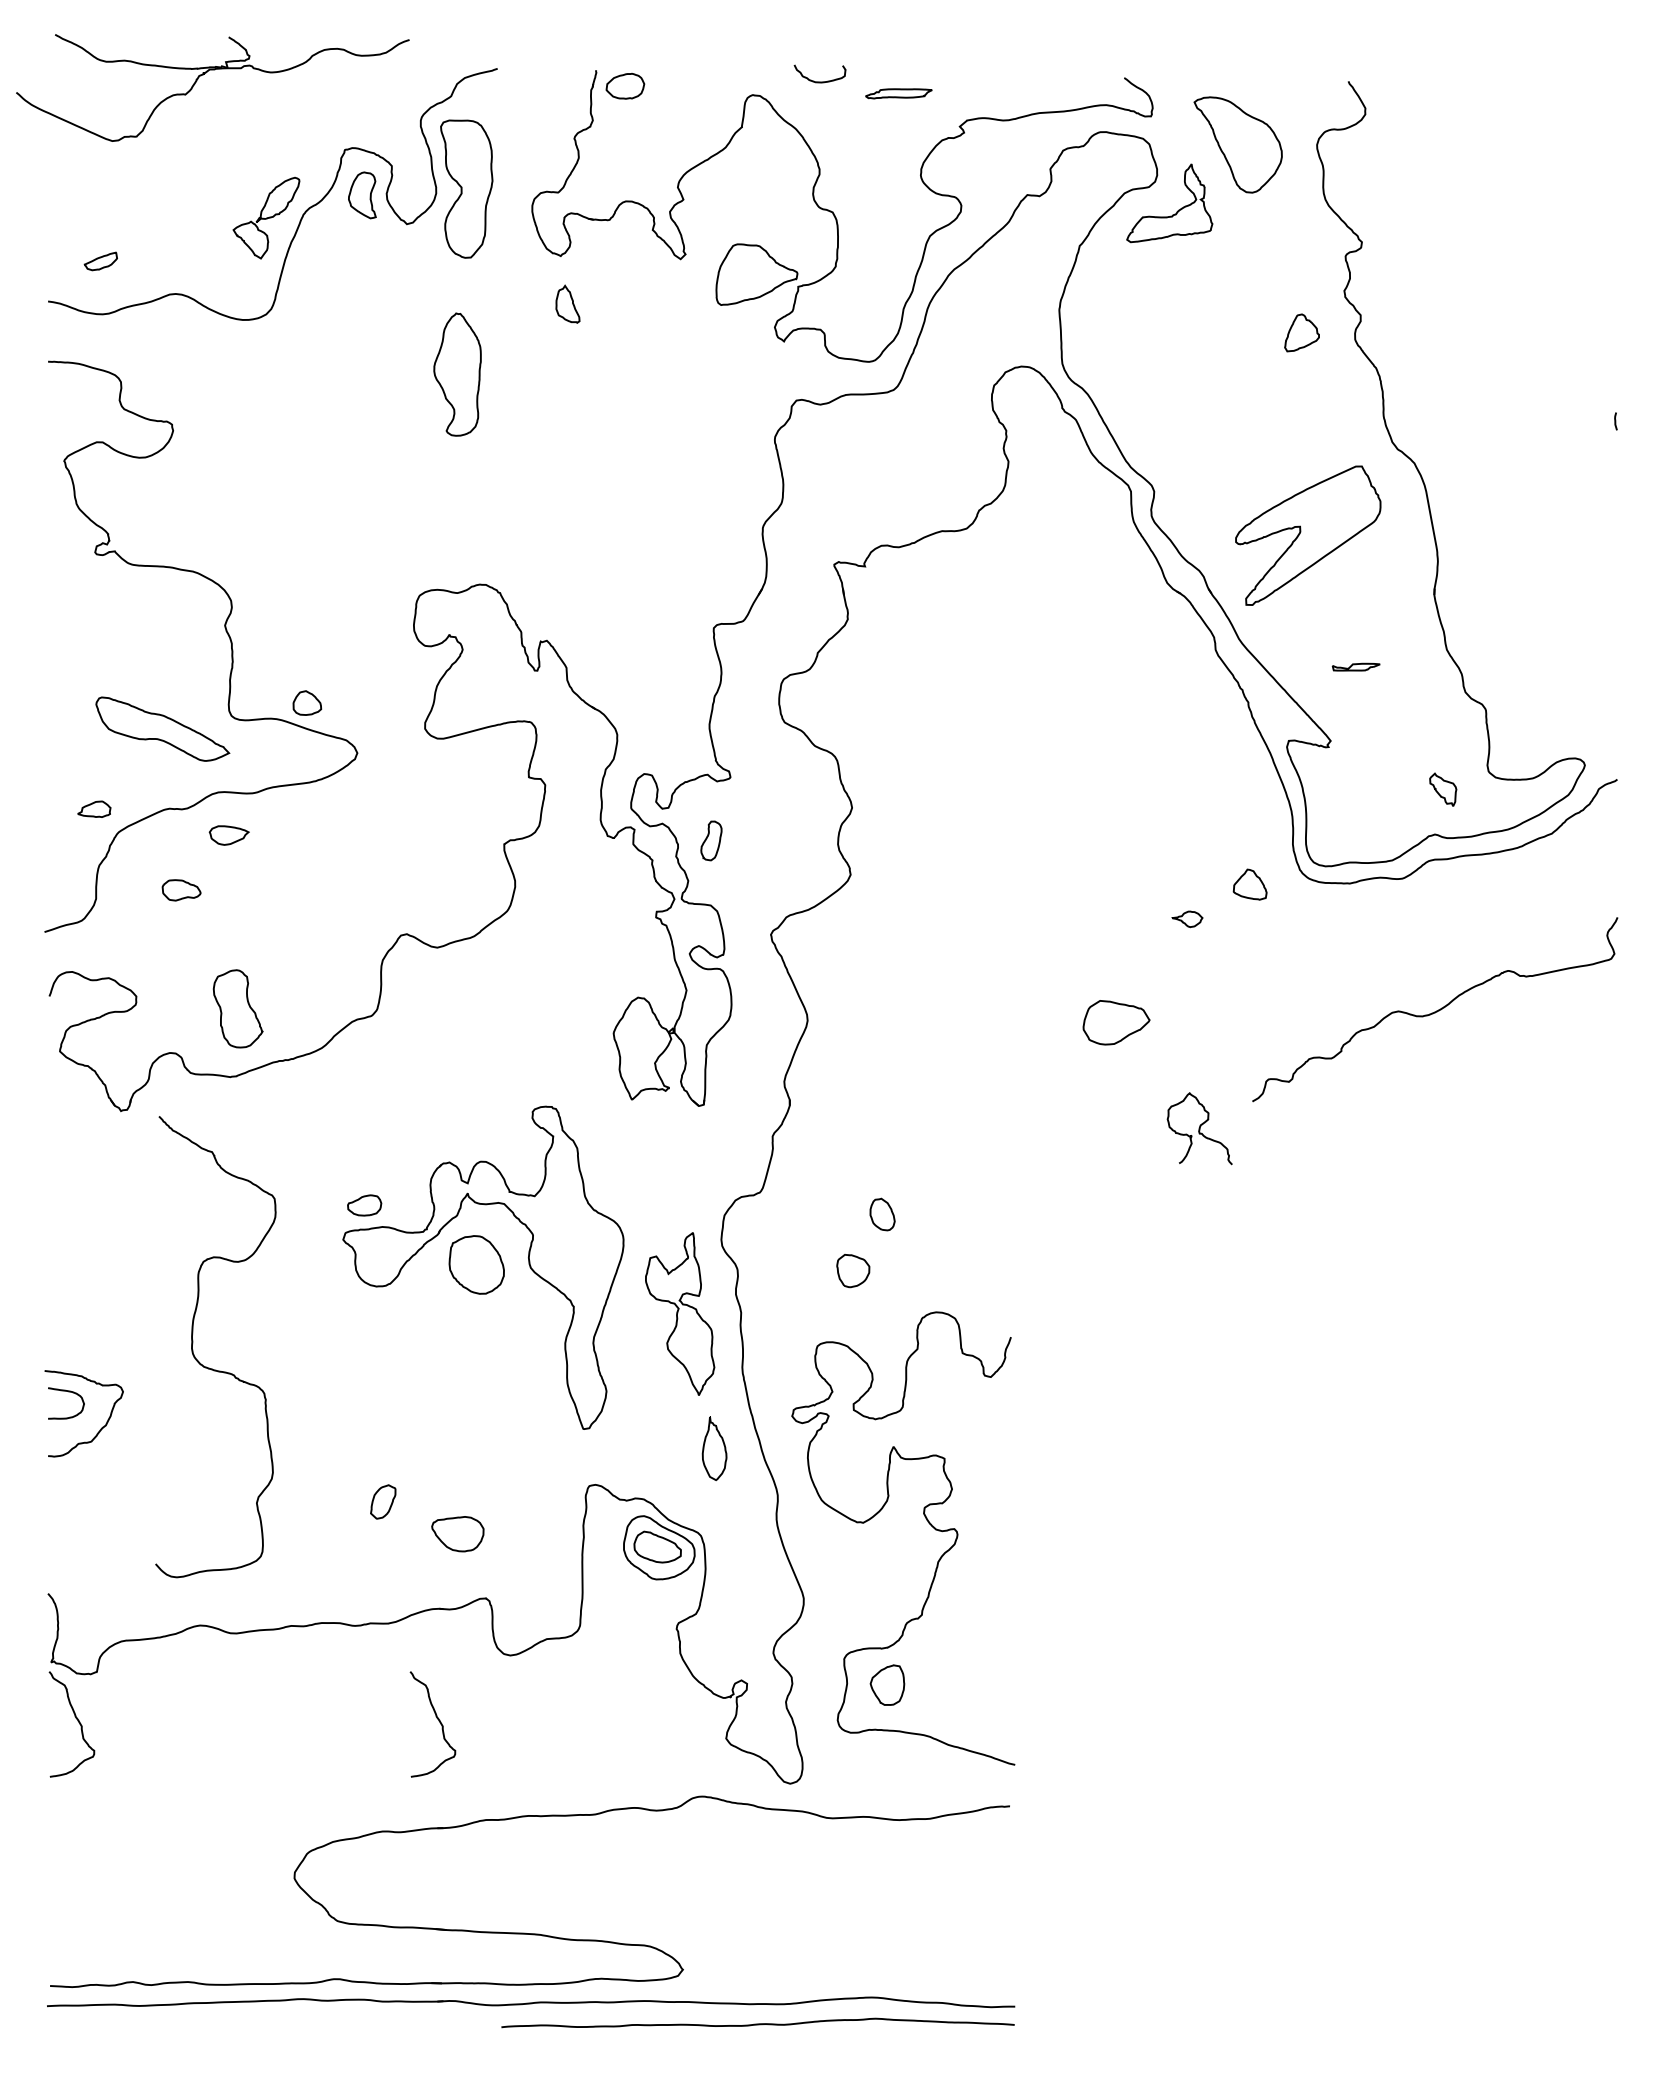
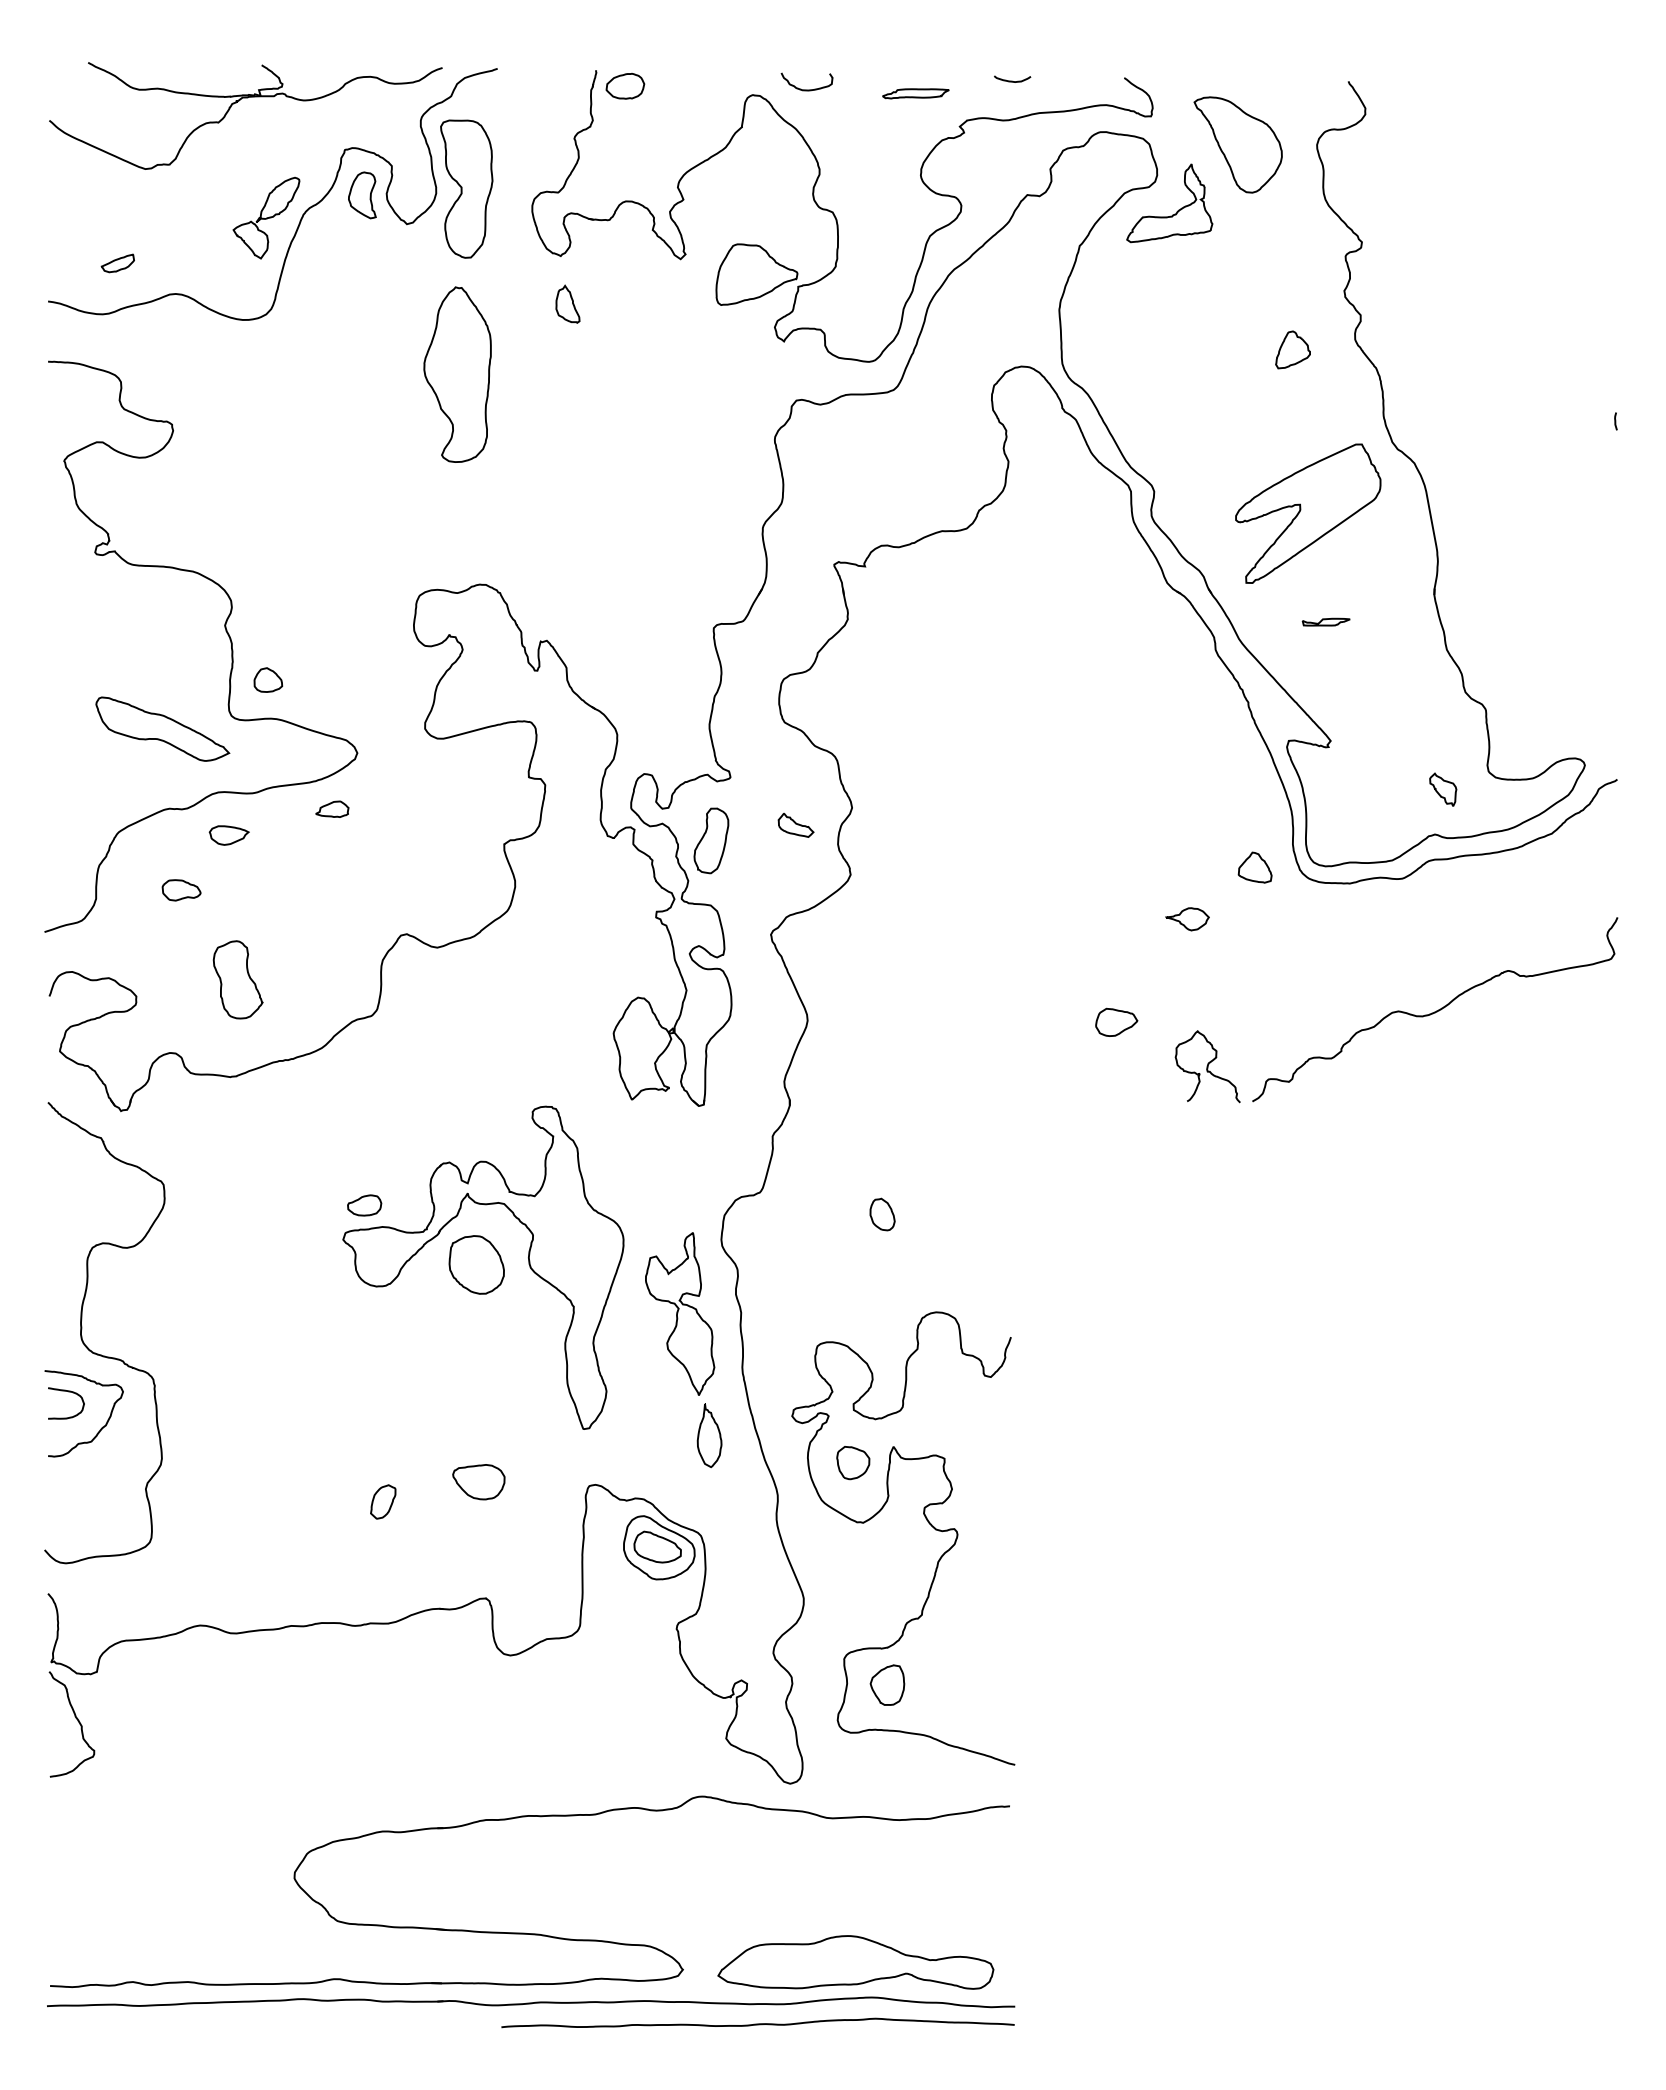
part position: (203, 75) -> (236, 103) (236, 103)
curve: none -> present (1012, 80)
curve position: (819, 81) -> (806, 89) (806, 89)
part position: (898, 93) -> (915, 93) (915, 93)
part position: (100, 261) -> (117, 263) (117, 263)
part position: (1301, 332) -> (1292, 349) (1292, 349)
part size: 49x125 px -> 69x177 px (457, 374)
part position: (1308, 535) -> (1308, 513) (1308, 513)
part position: (1355, 666) -> (1325, 621) (1325, 621)
part position: (307, 702) -> (268, 679) (268, 679)
part position: (94, 808) -> (332, 808) (332, 808)
part: none -> present (795, 824)
part size: 23x42 px -> 37x68 px (711, 840)
part position: (1249, 884) -> (1254, 867) (1254, 867)
part size: 33x19 px -> 45x25 px (1187, 919)
part position: (237, 1008) -> (237, 979) (237, 979)
part size: 69x46 px -> 44x30 px (1116, 1021)
curve position: (1199, 1128) -> (1207, 1066) (1207, 1066)
part position: (853, 1271) -> (853, 1463) (853, 1463)
curve position: (209, 1367) -> (98, 1353) (98, 1353)
part position: (714, 1448) -> (709, 1435) (709, 1435)
part position: (457, 1534) -> (478, 1482) (478, 1482)
curve: present -> none (438, 1721)
part: none -> present (855, 1962)
